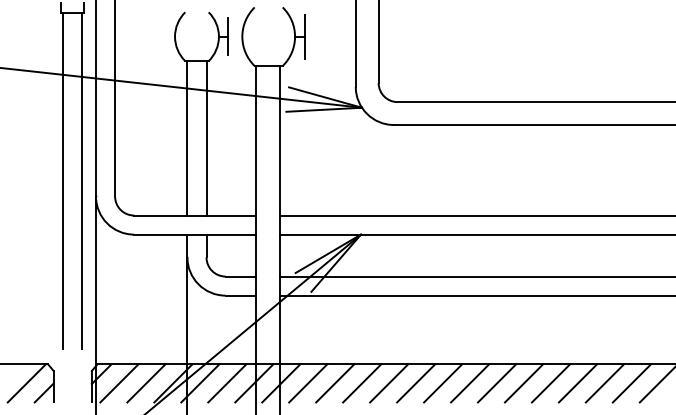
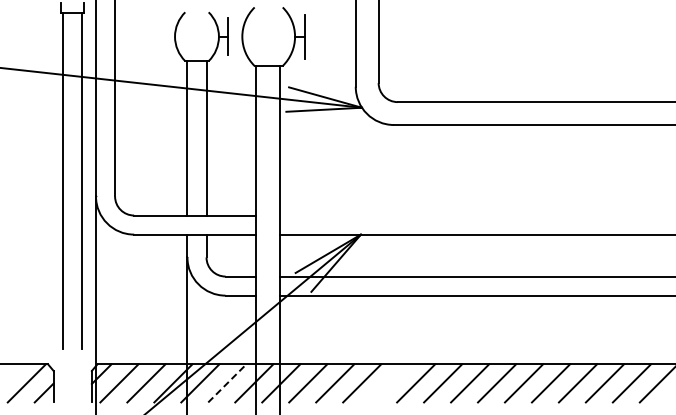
line: present -> none (476, 215)
line: solid -> dashed (227, 383)
line: present -> none (389, 383)
